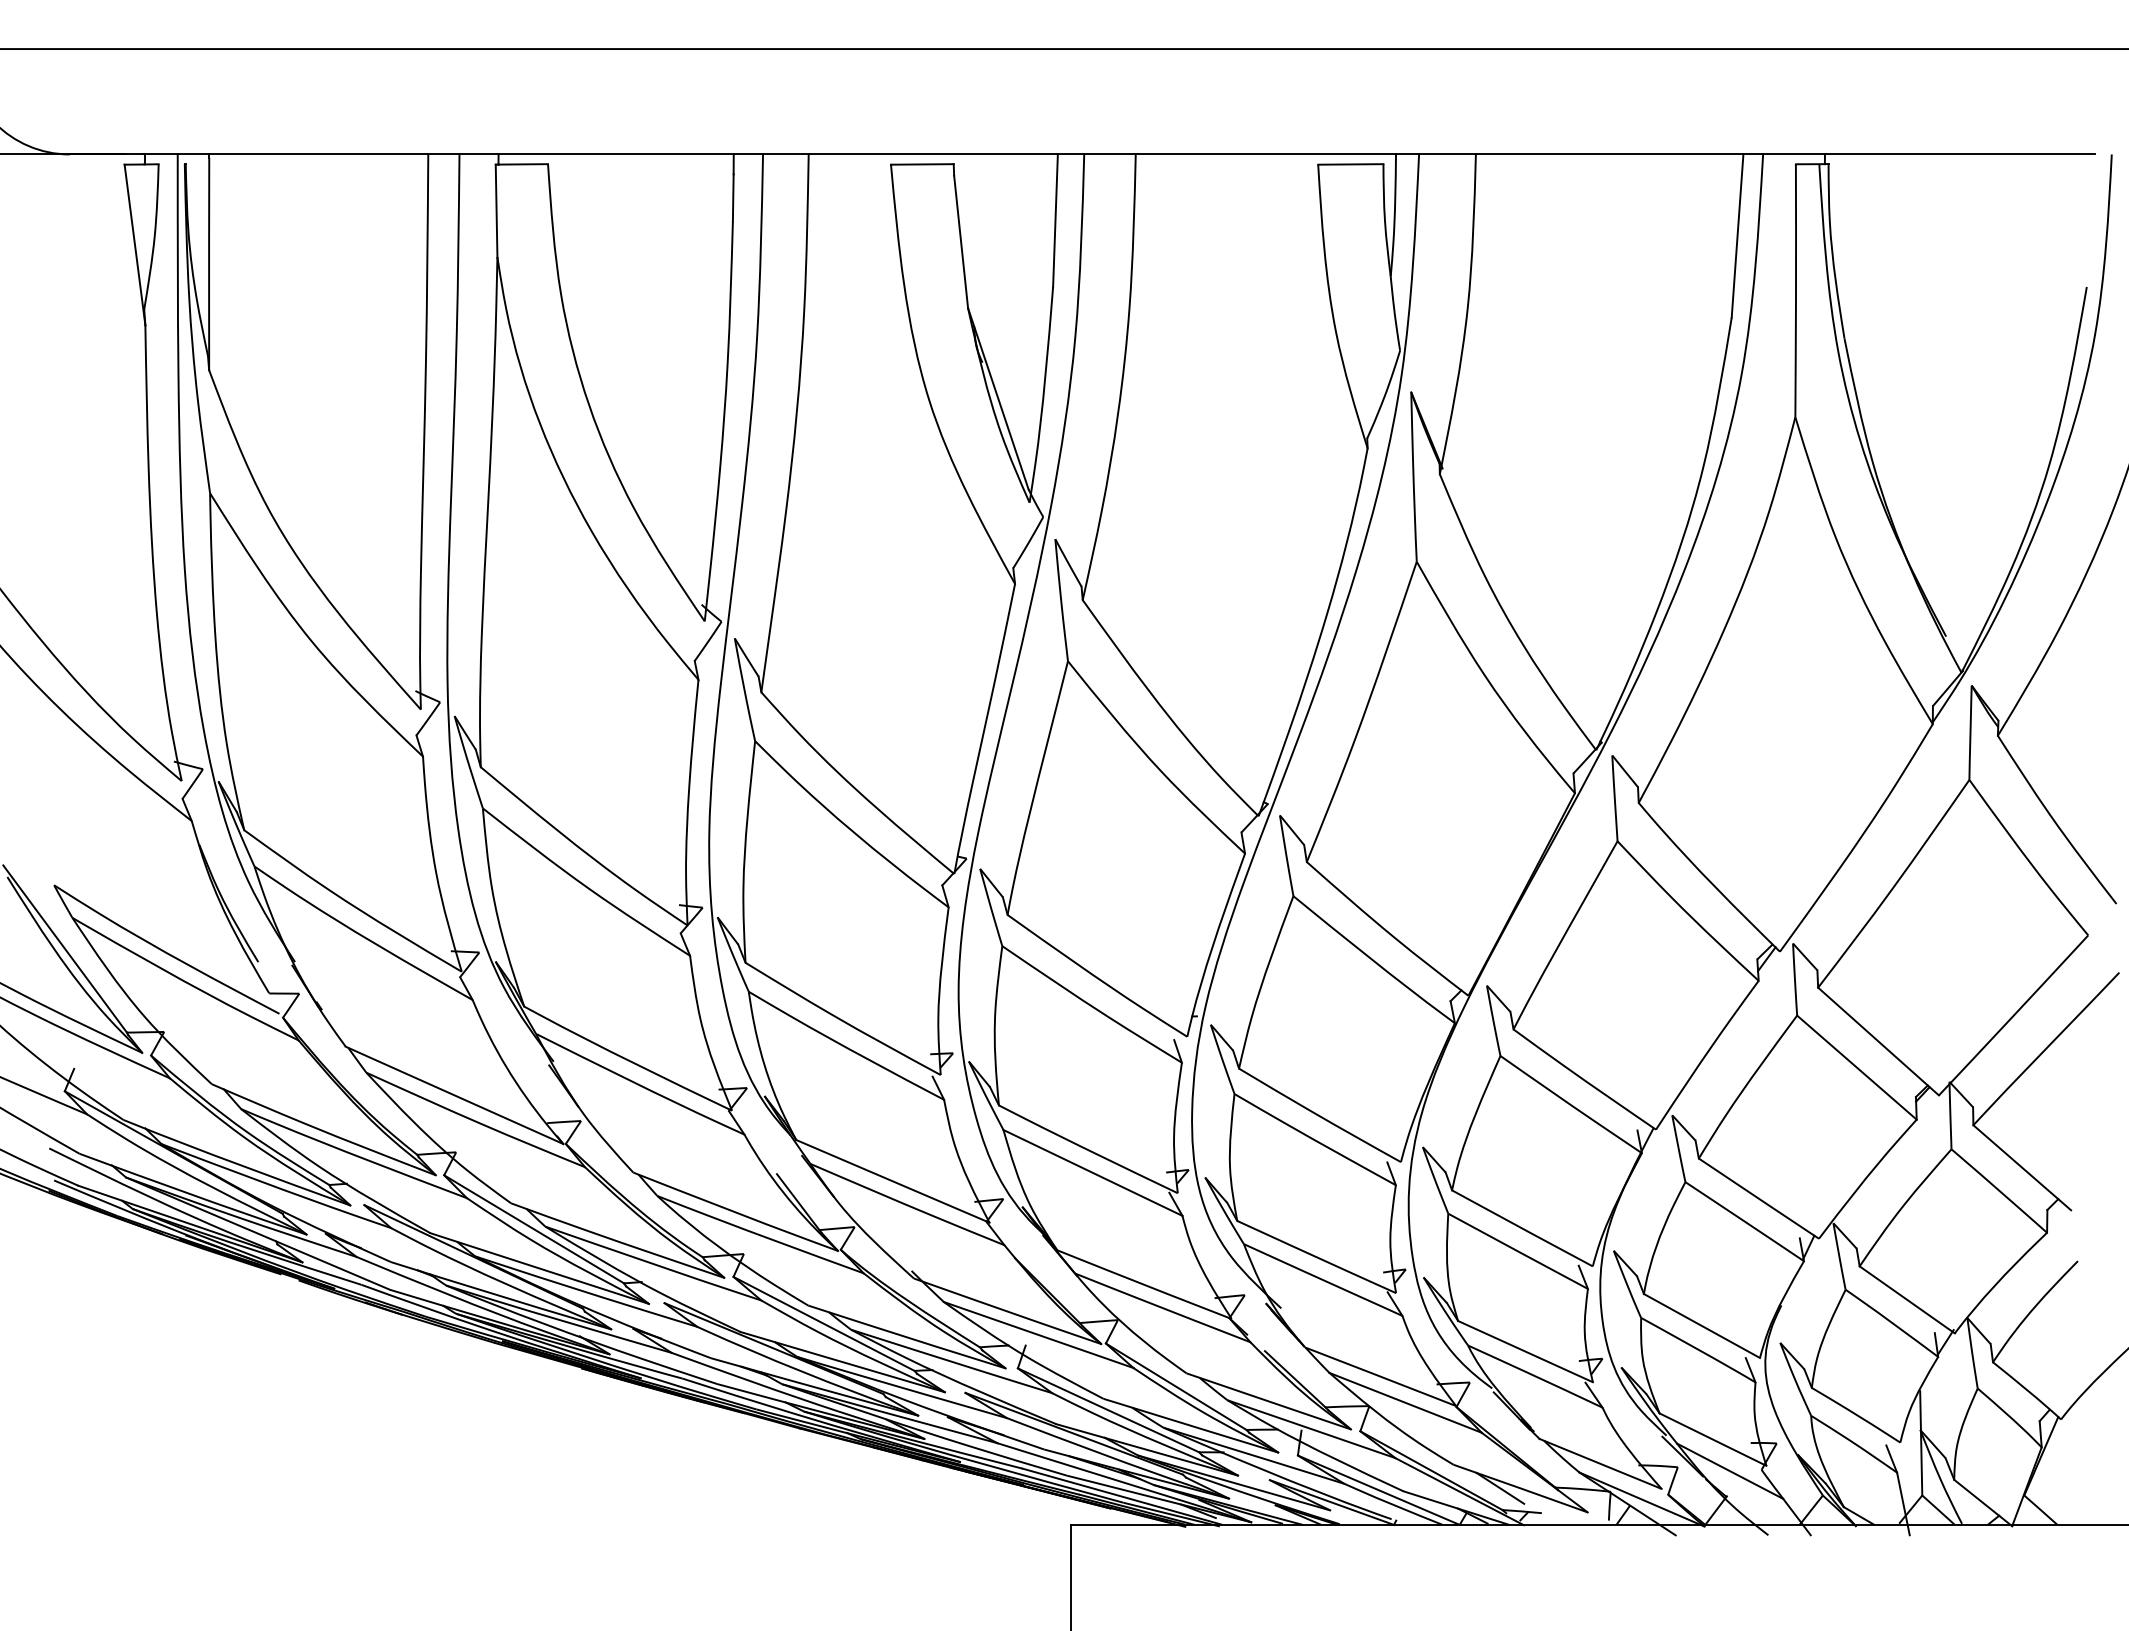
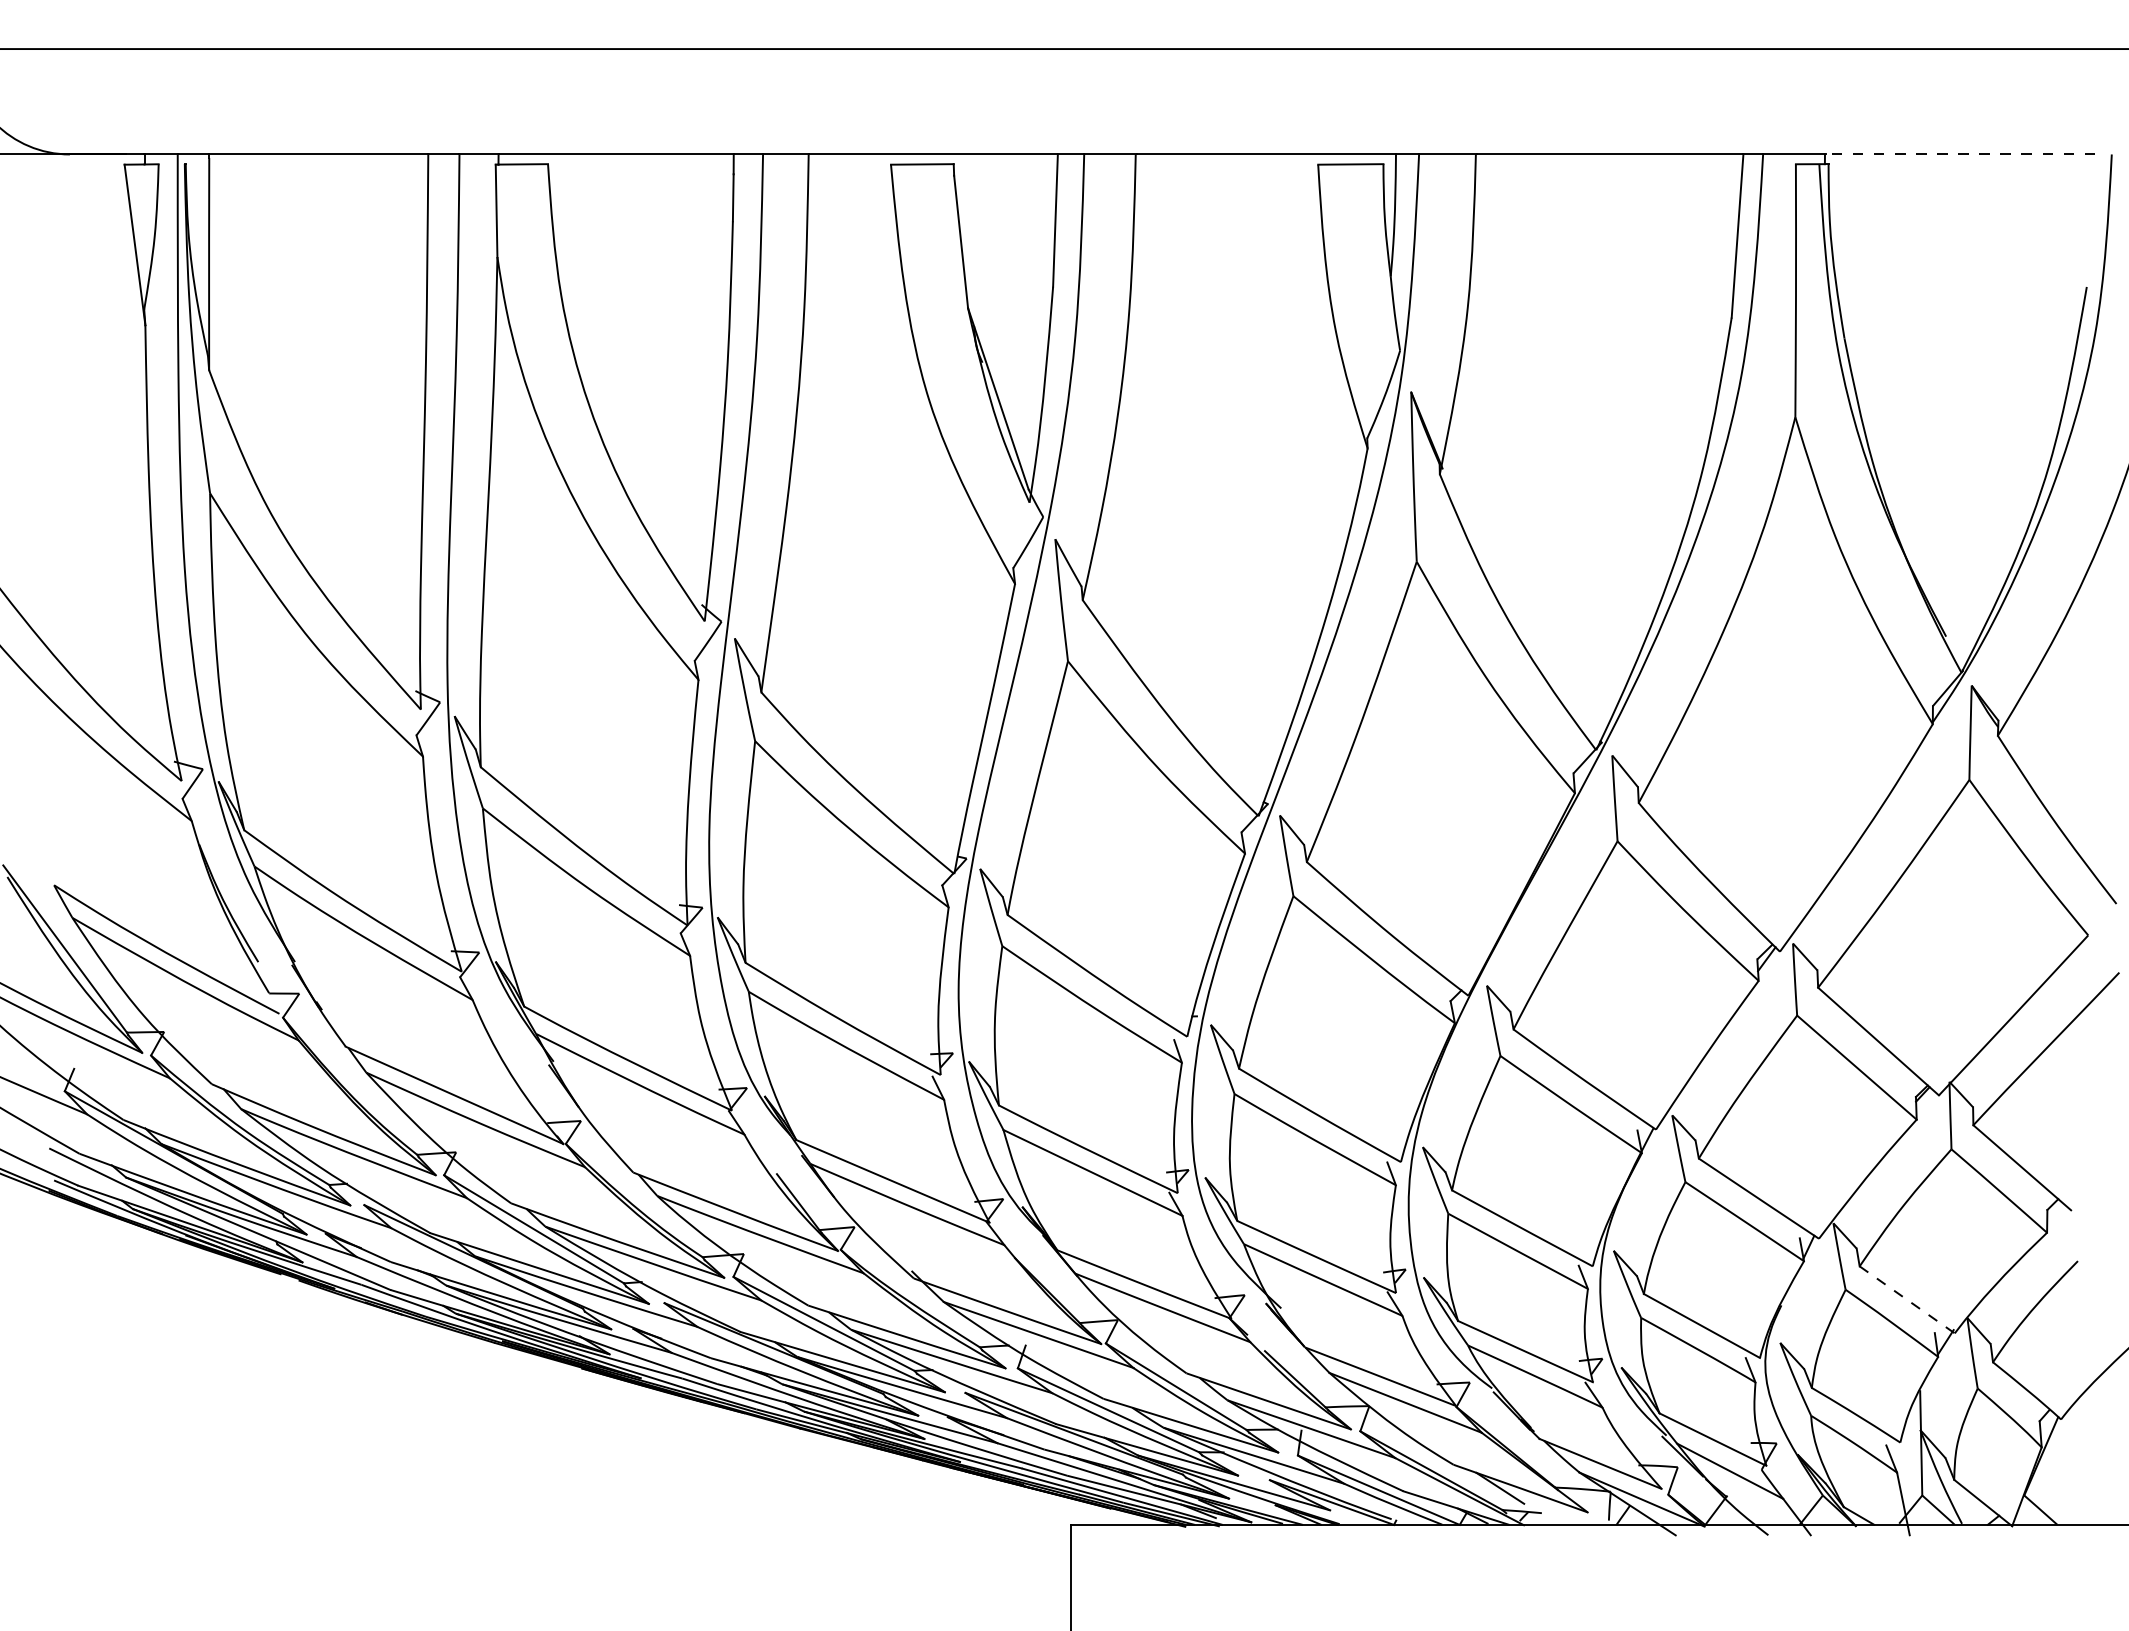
line: solid -> dashed (1960, 154)
line: solid -> dashed (1907, 1300)
